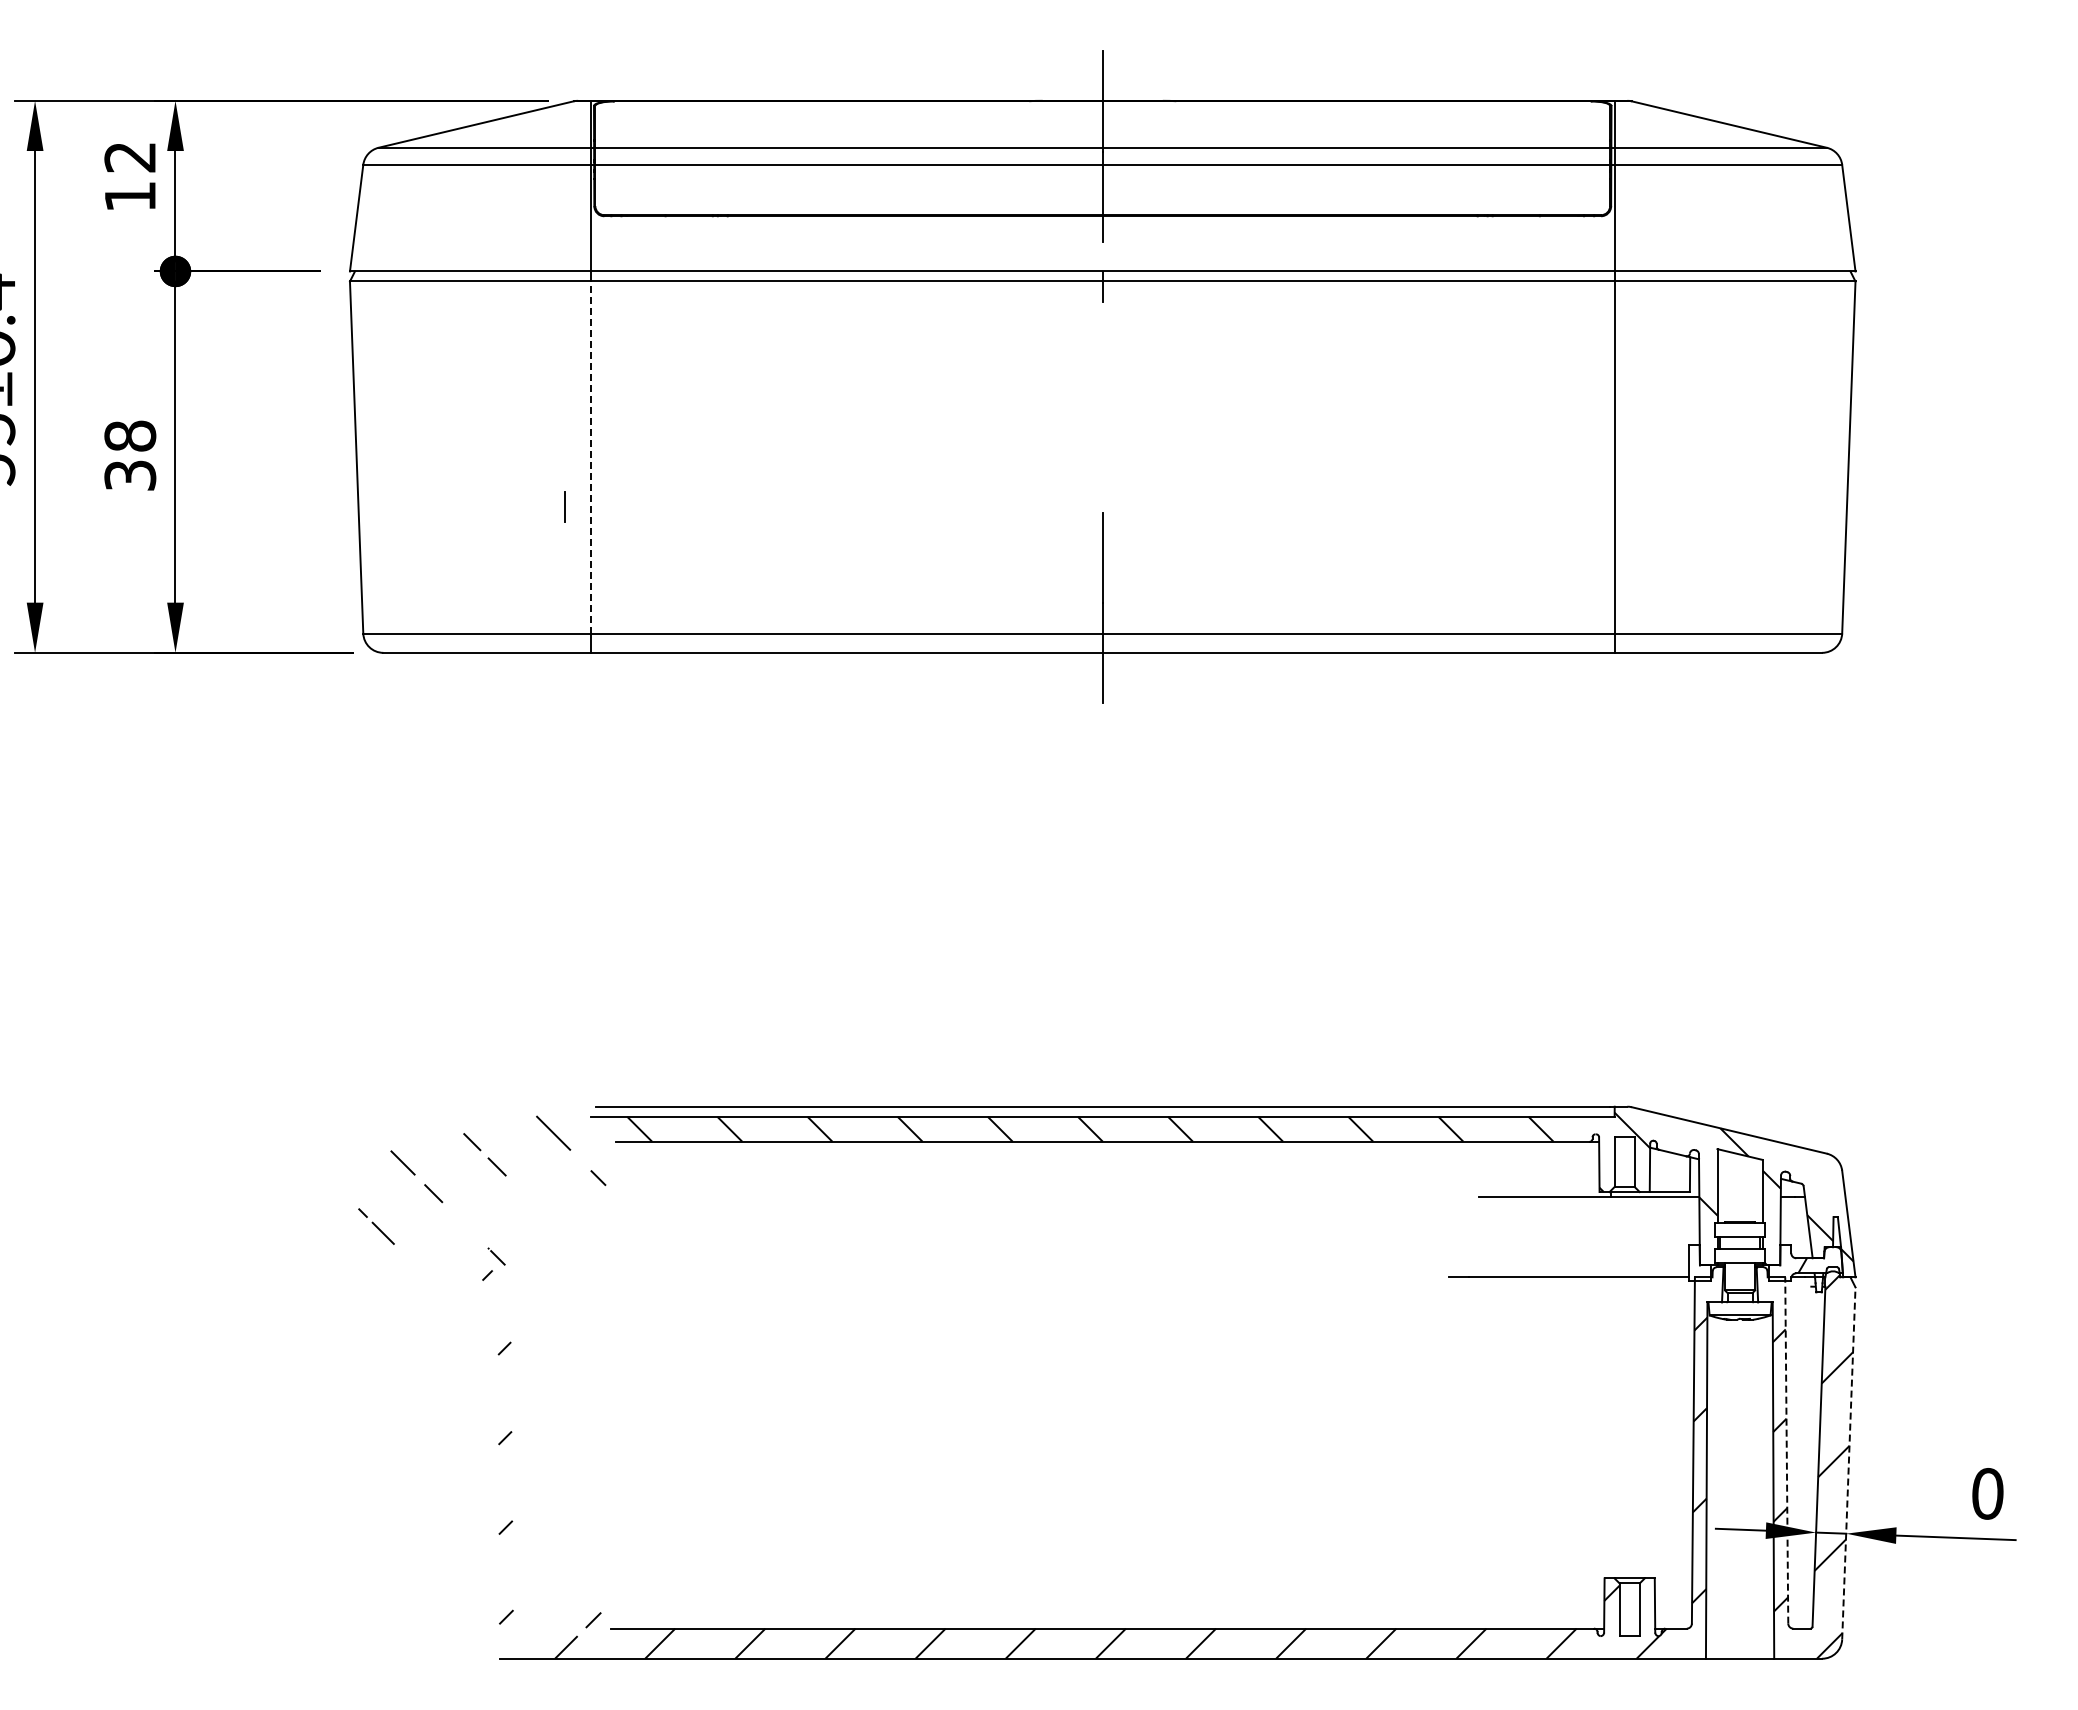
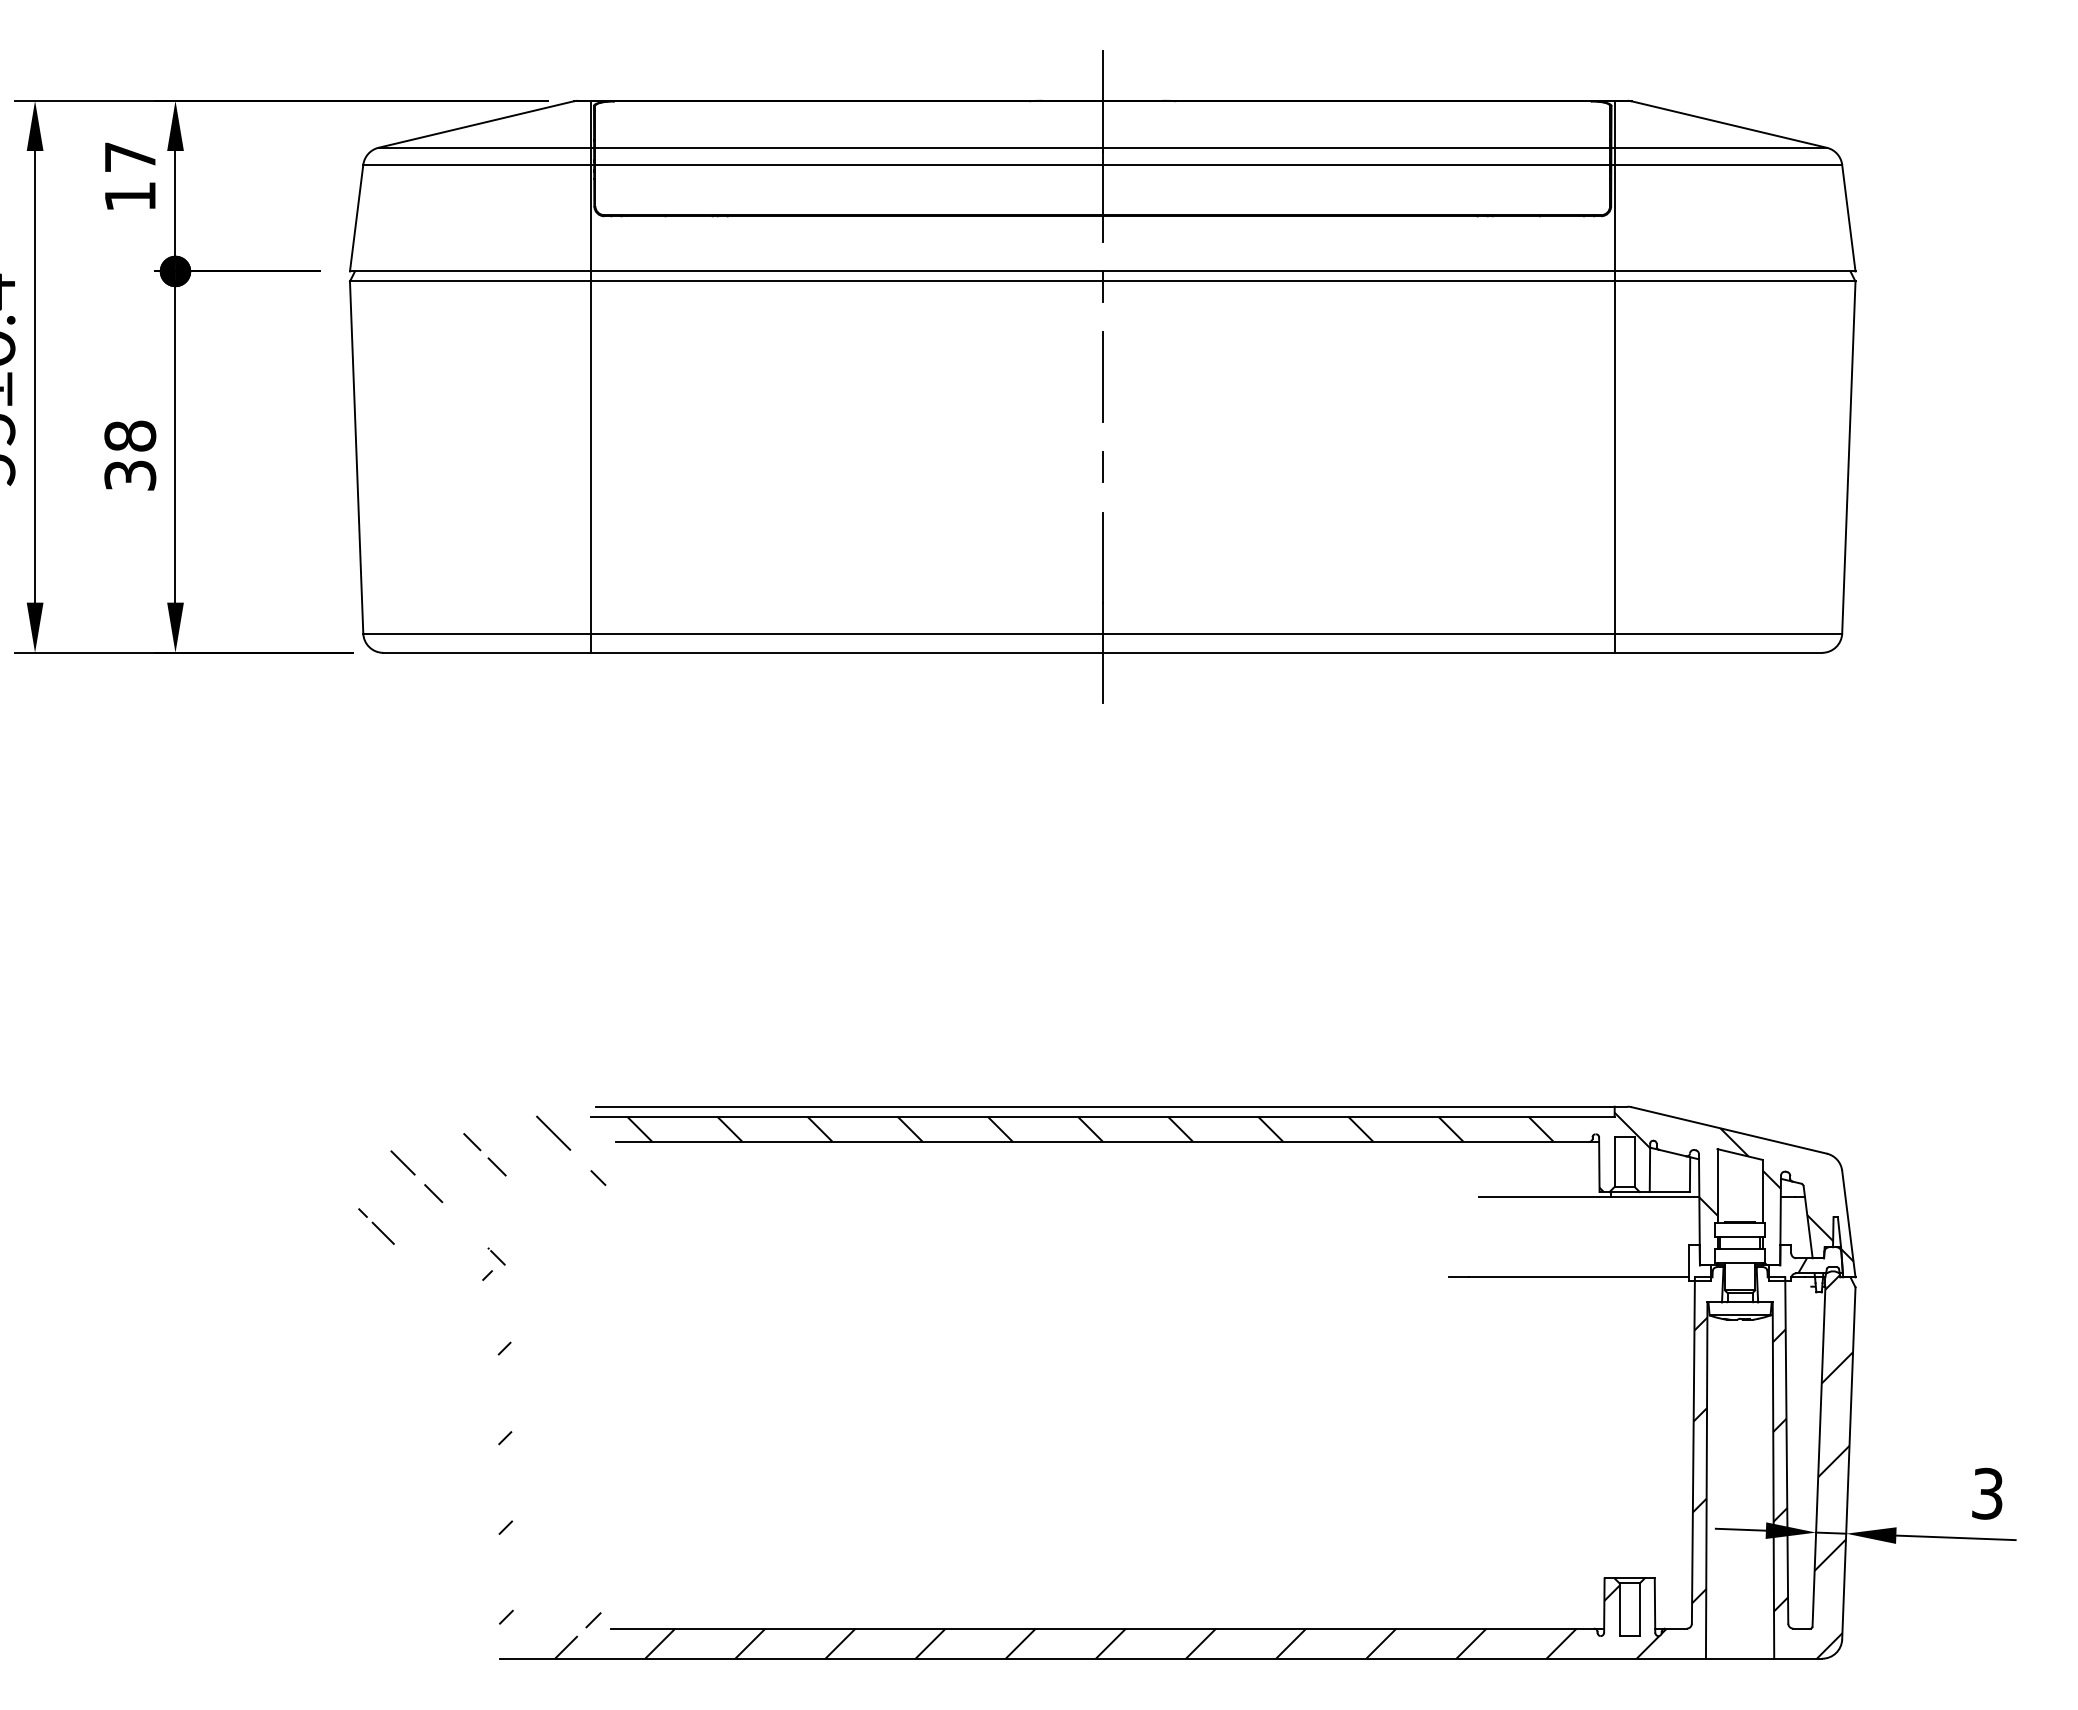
text: 12 -> 17 (129, 157)
line: none -> present (1102, 376)
line: dashed -> solid (590, 457)
line position: (564, 506) -> (1102, 466) (1102, 466)
line: dashed -> solid (1786, 1450)
line: dashed -> solid (1848, 1462)
text: 0 -> 3 (1987, 1493)
